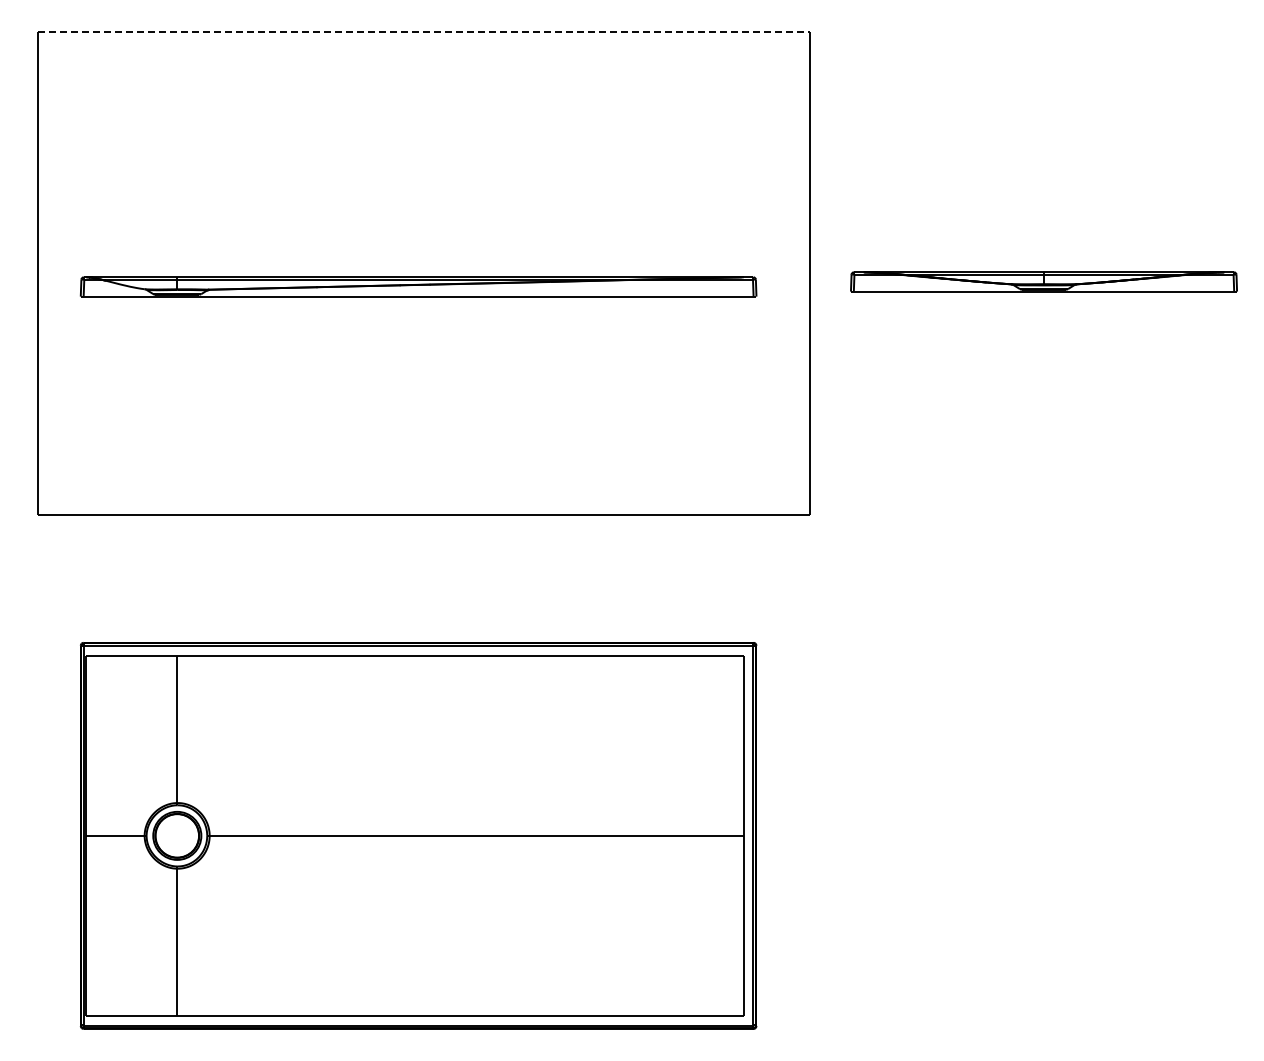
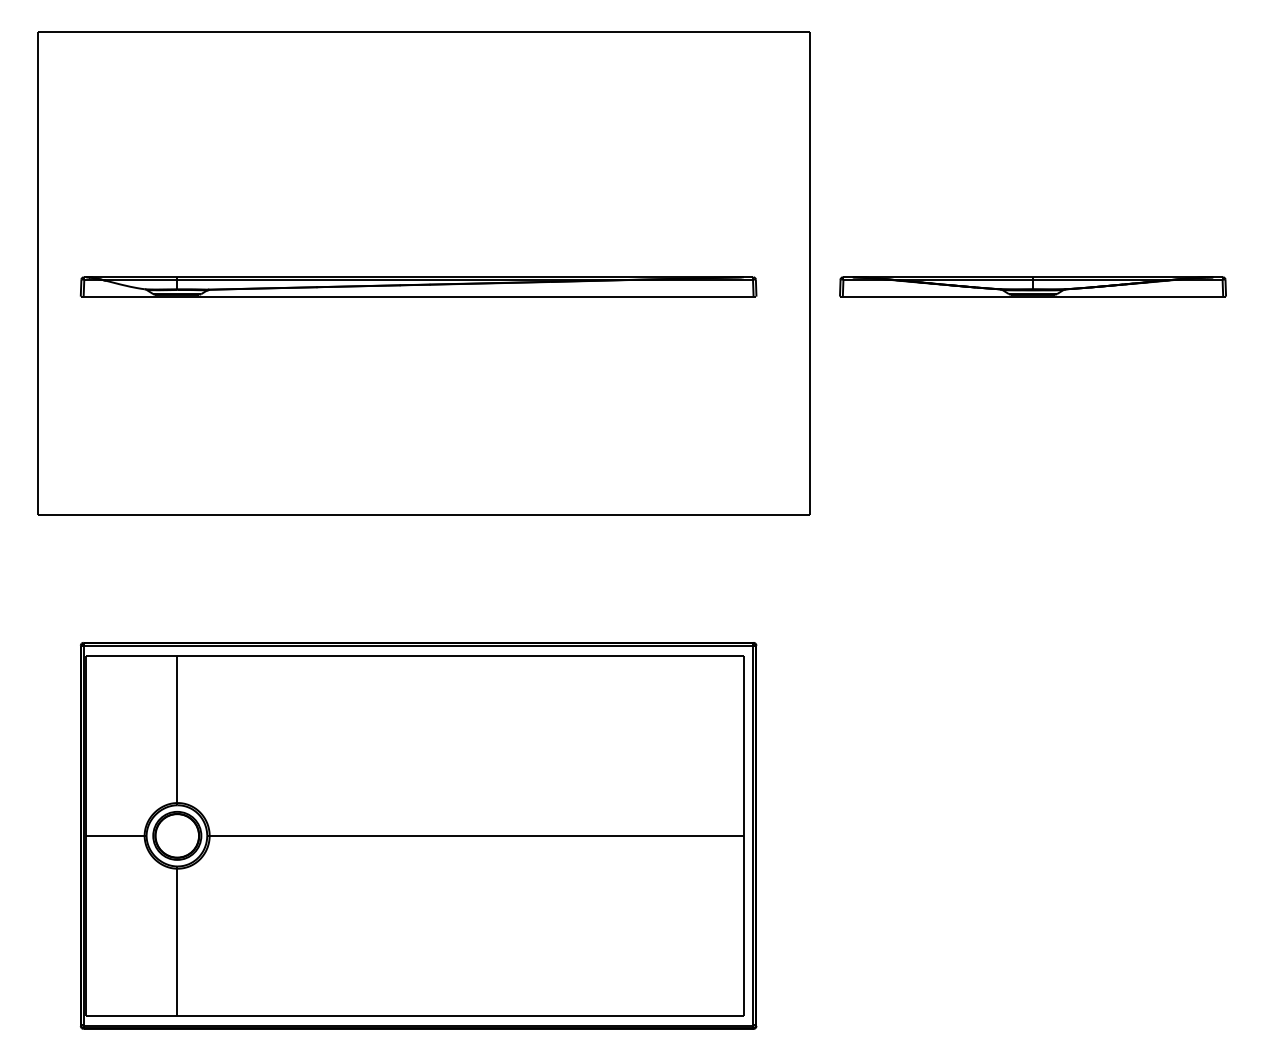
line: dashed -> solid (424, 32)
part position: (1043, 281) -> (1032, 286) (1032, 286)
